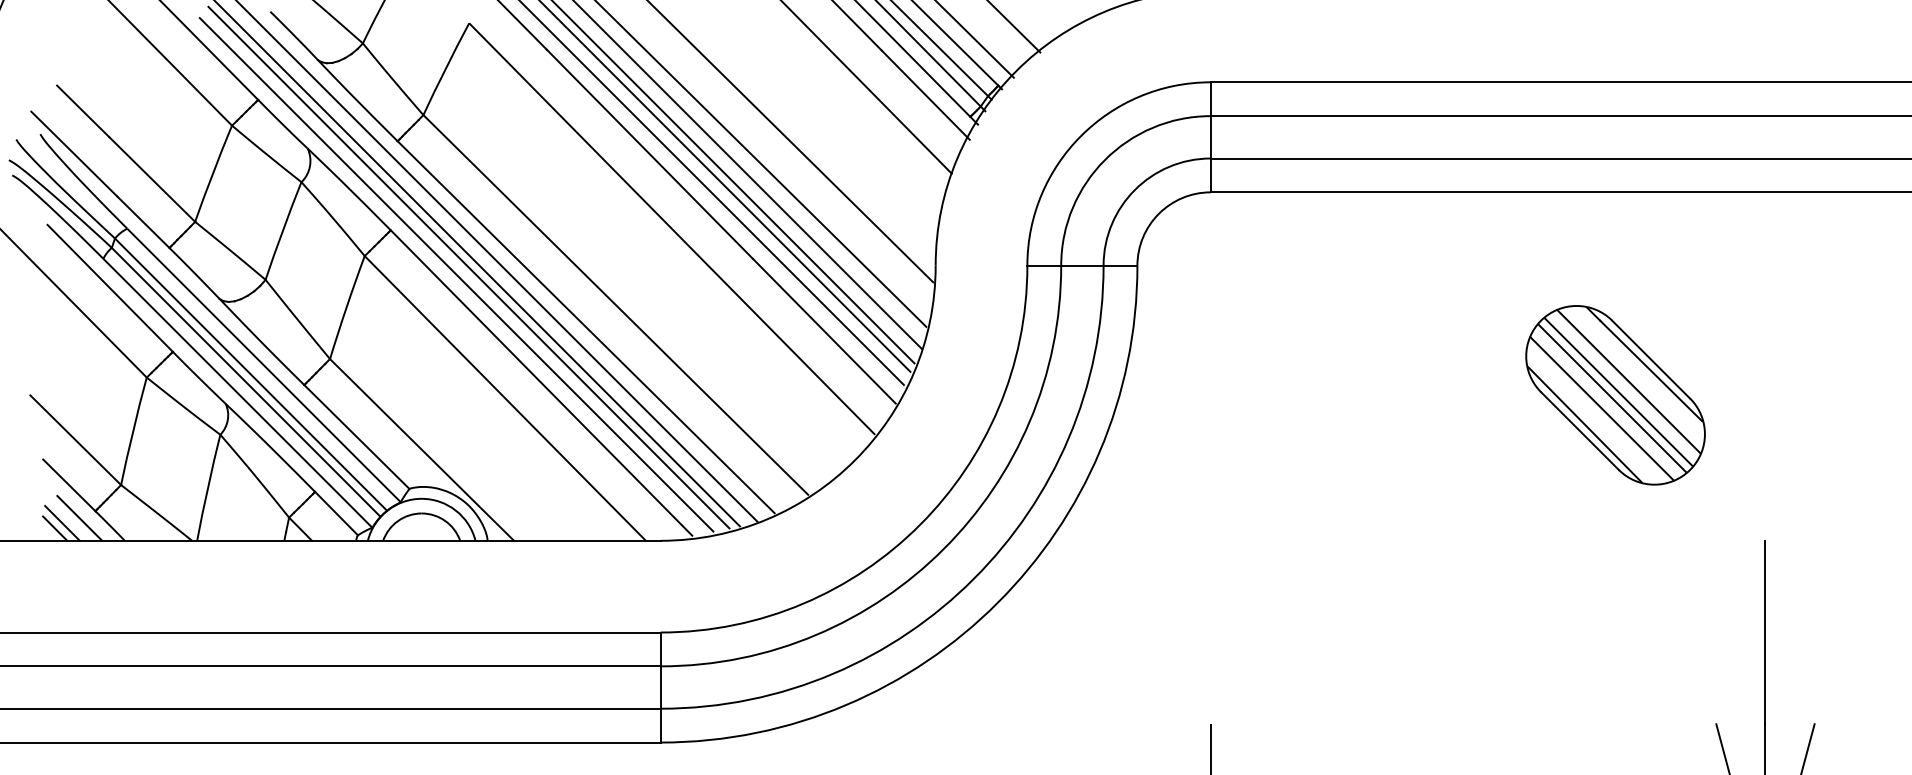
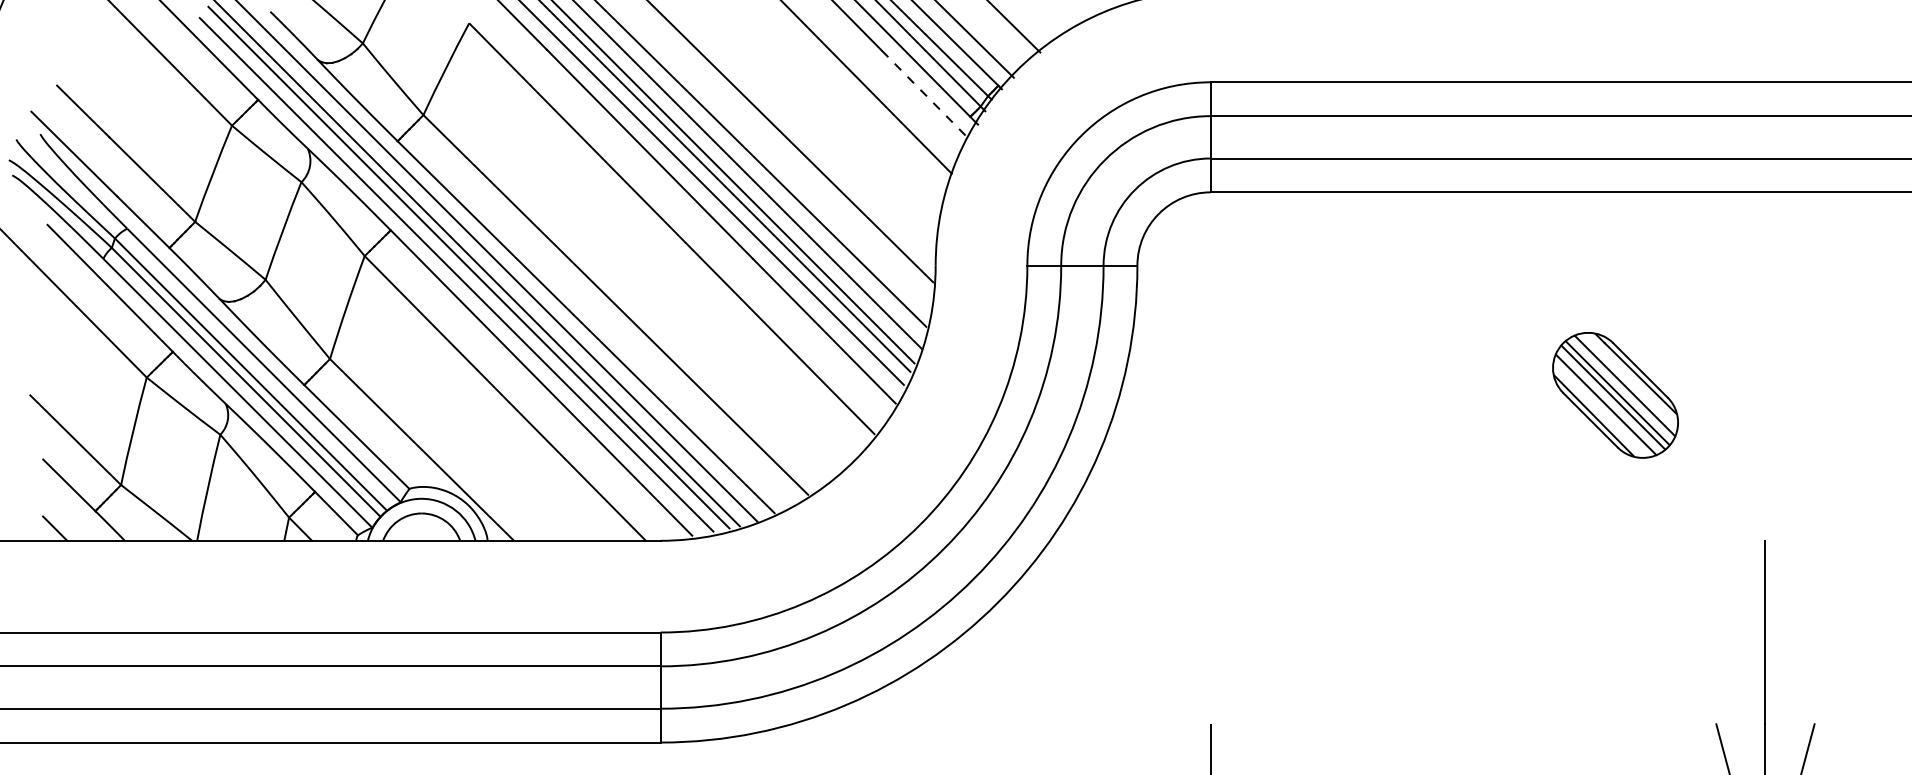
line: solid -> dashed (925, 95)
part size: 181x181 px -> 127x127 px (1615, 395)
line: present -> none (79, 517)
line: present -> none (62, 522)
